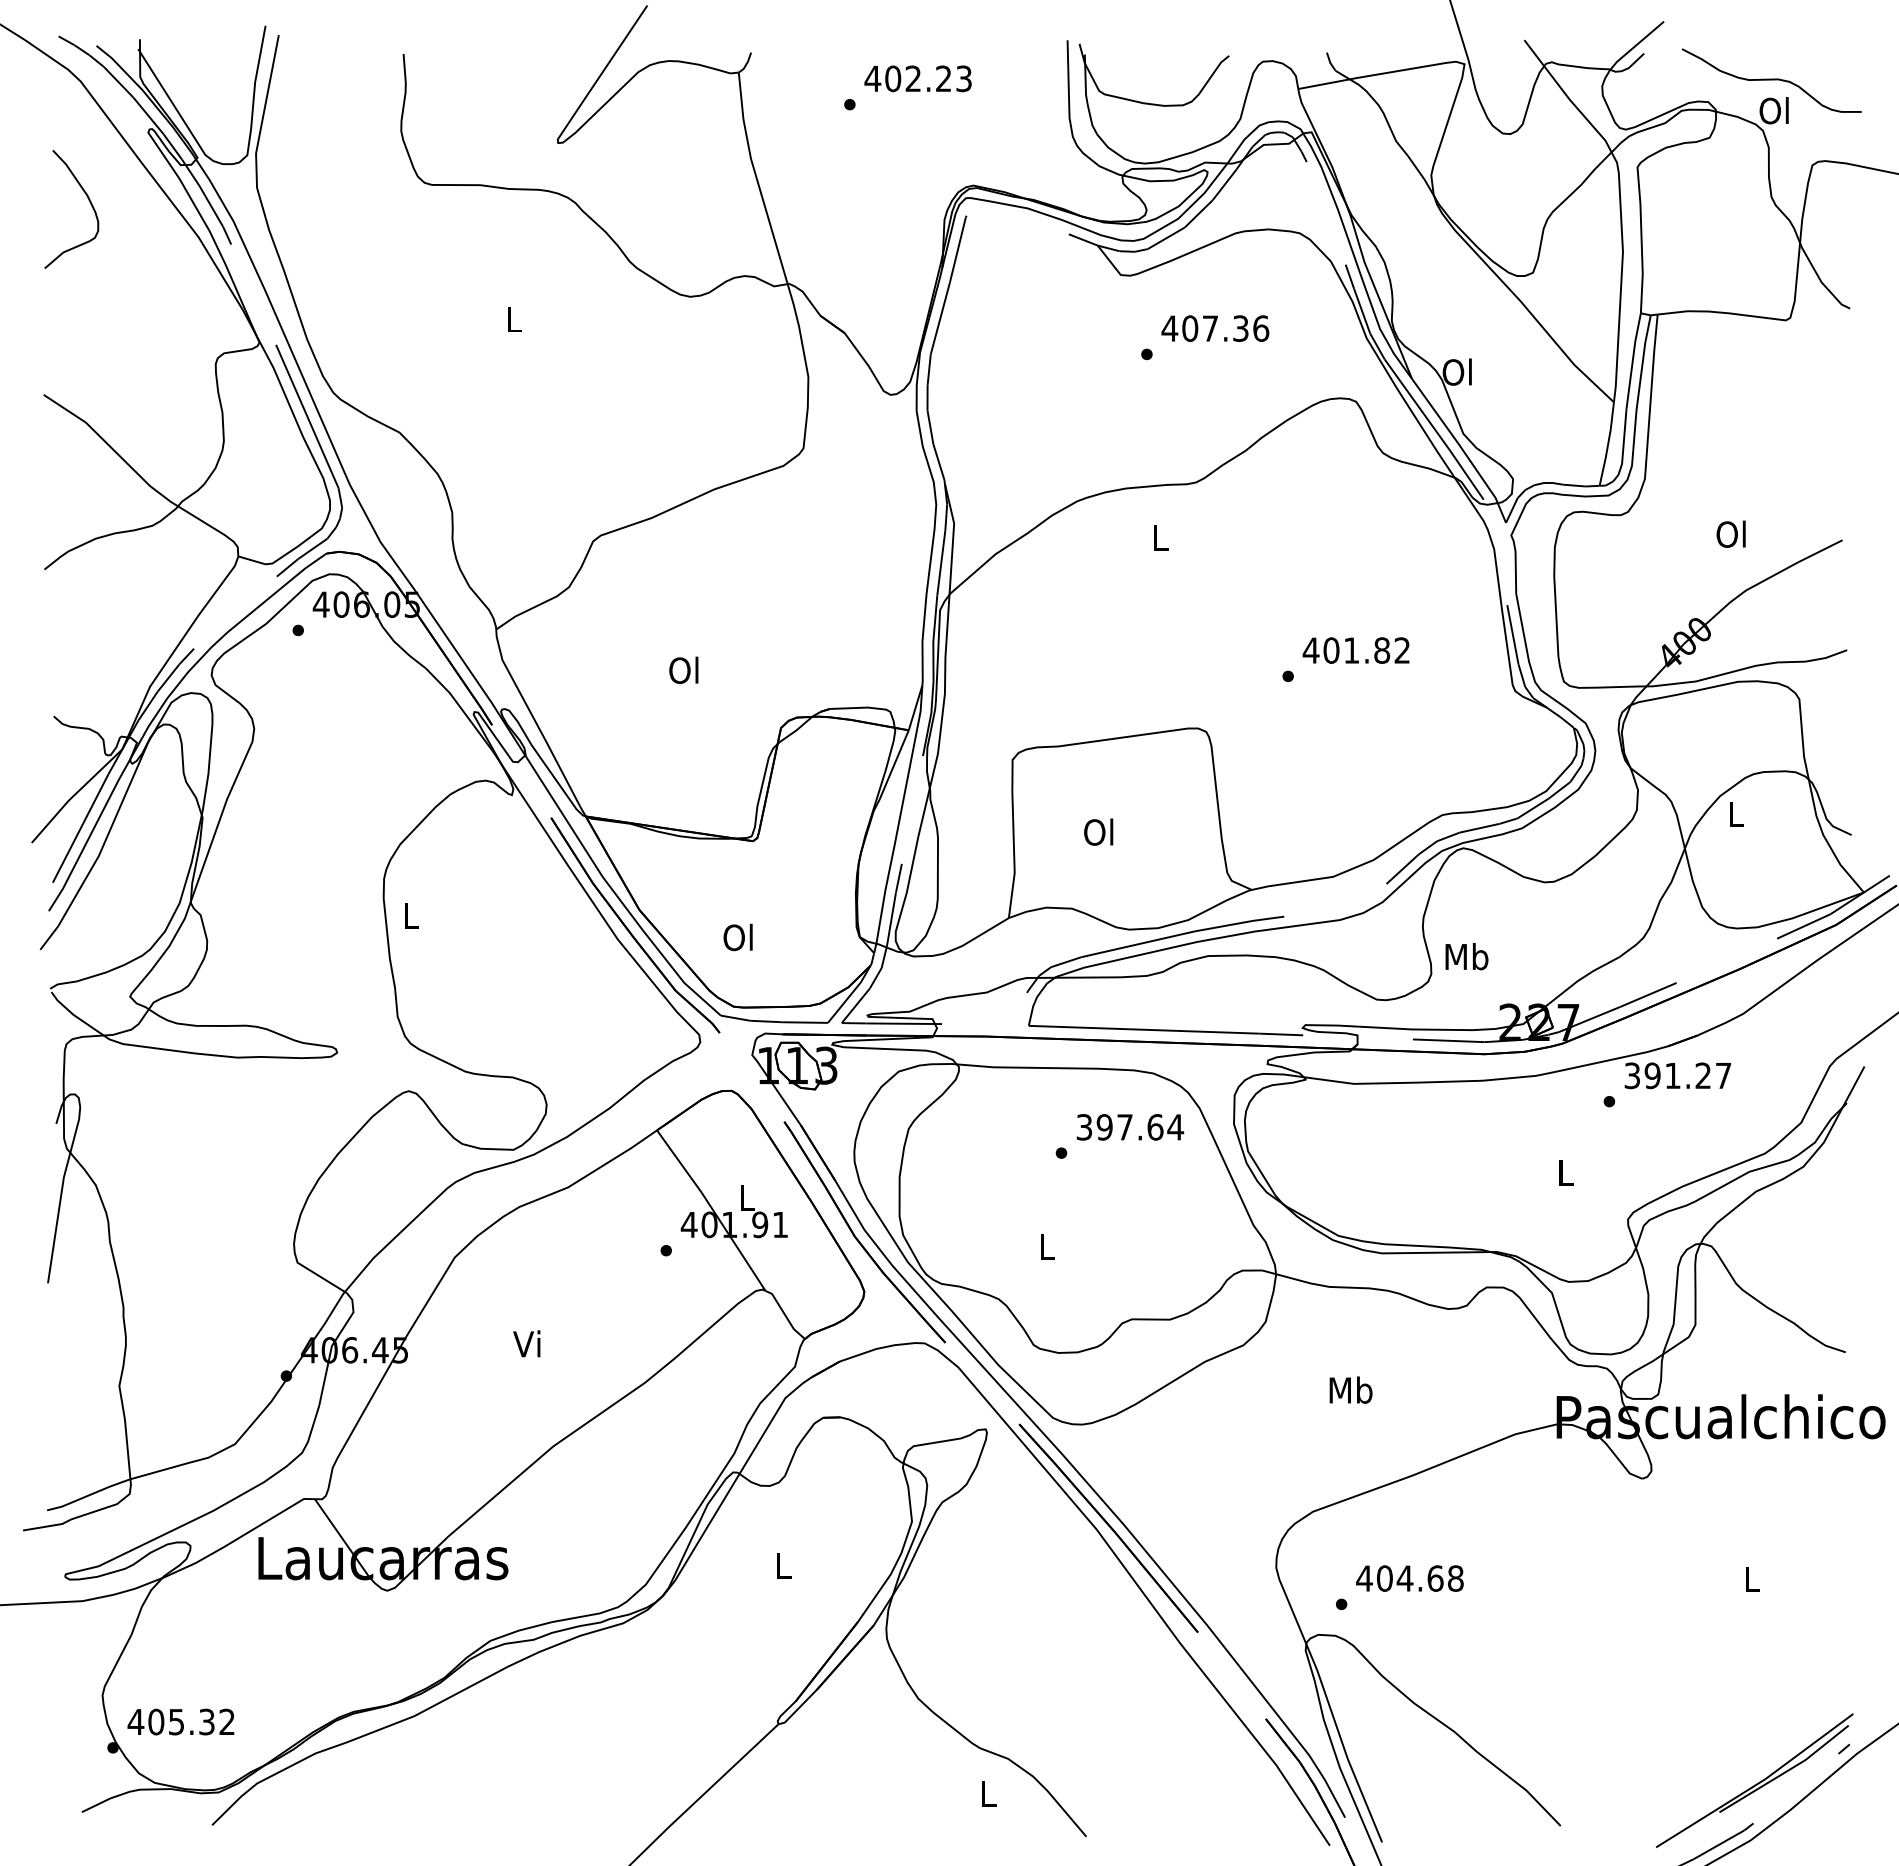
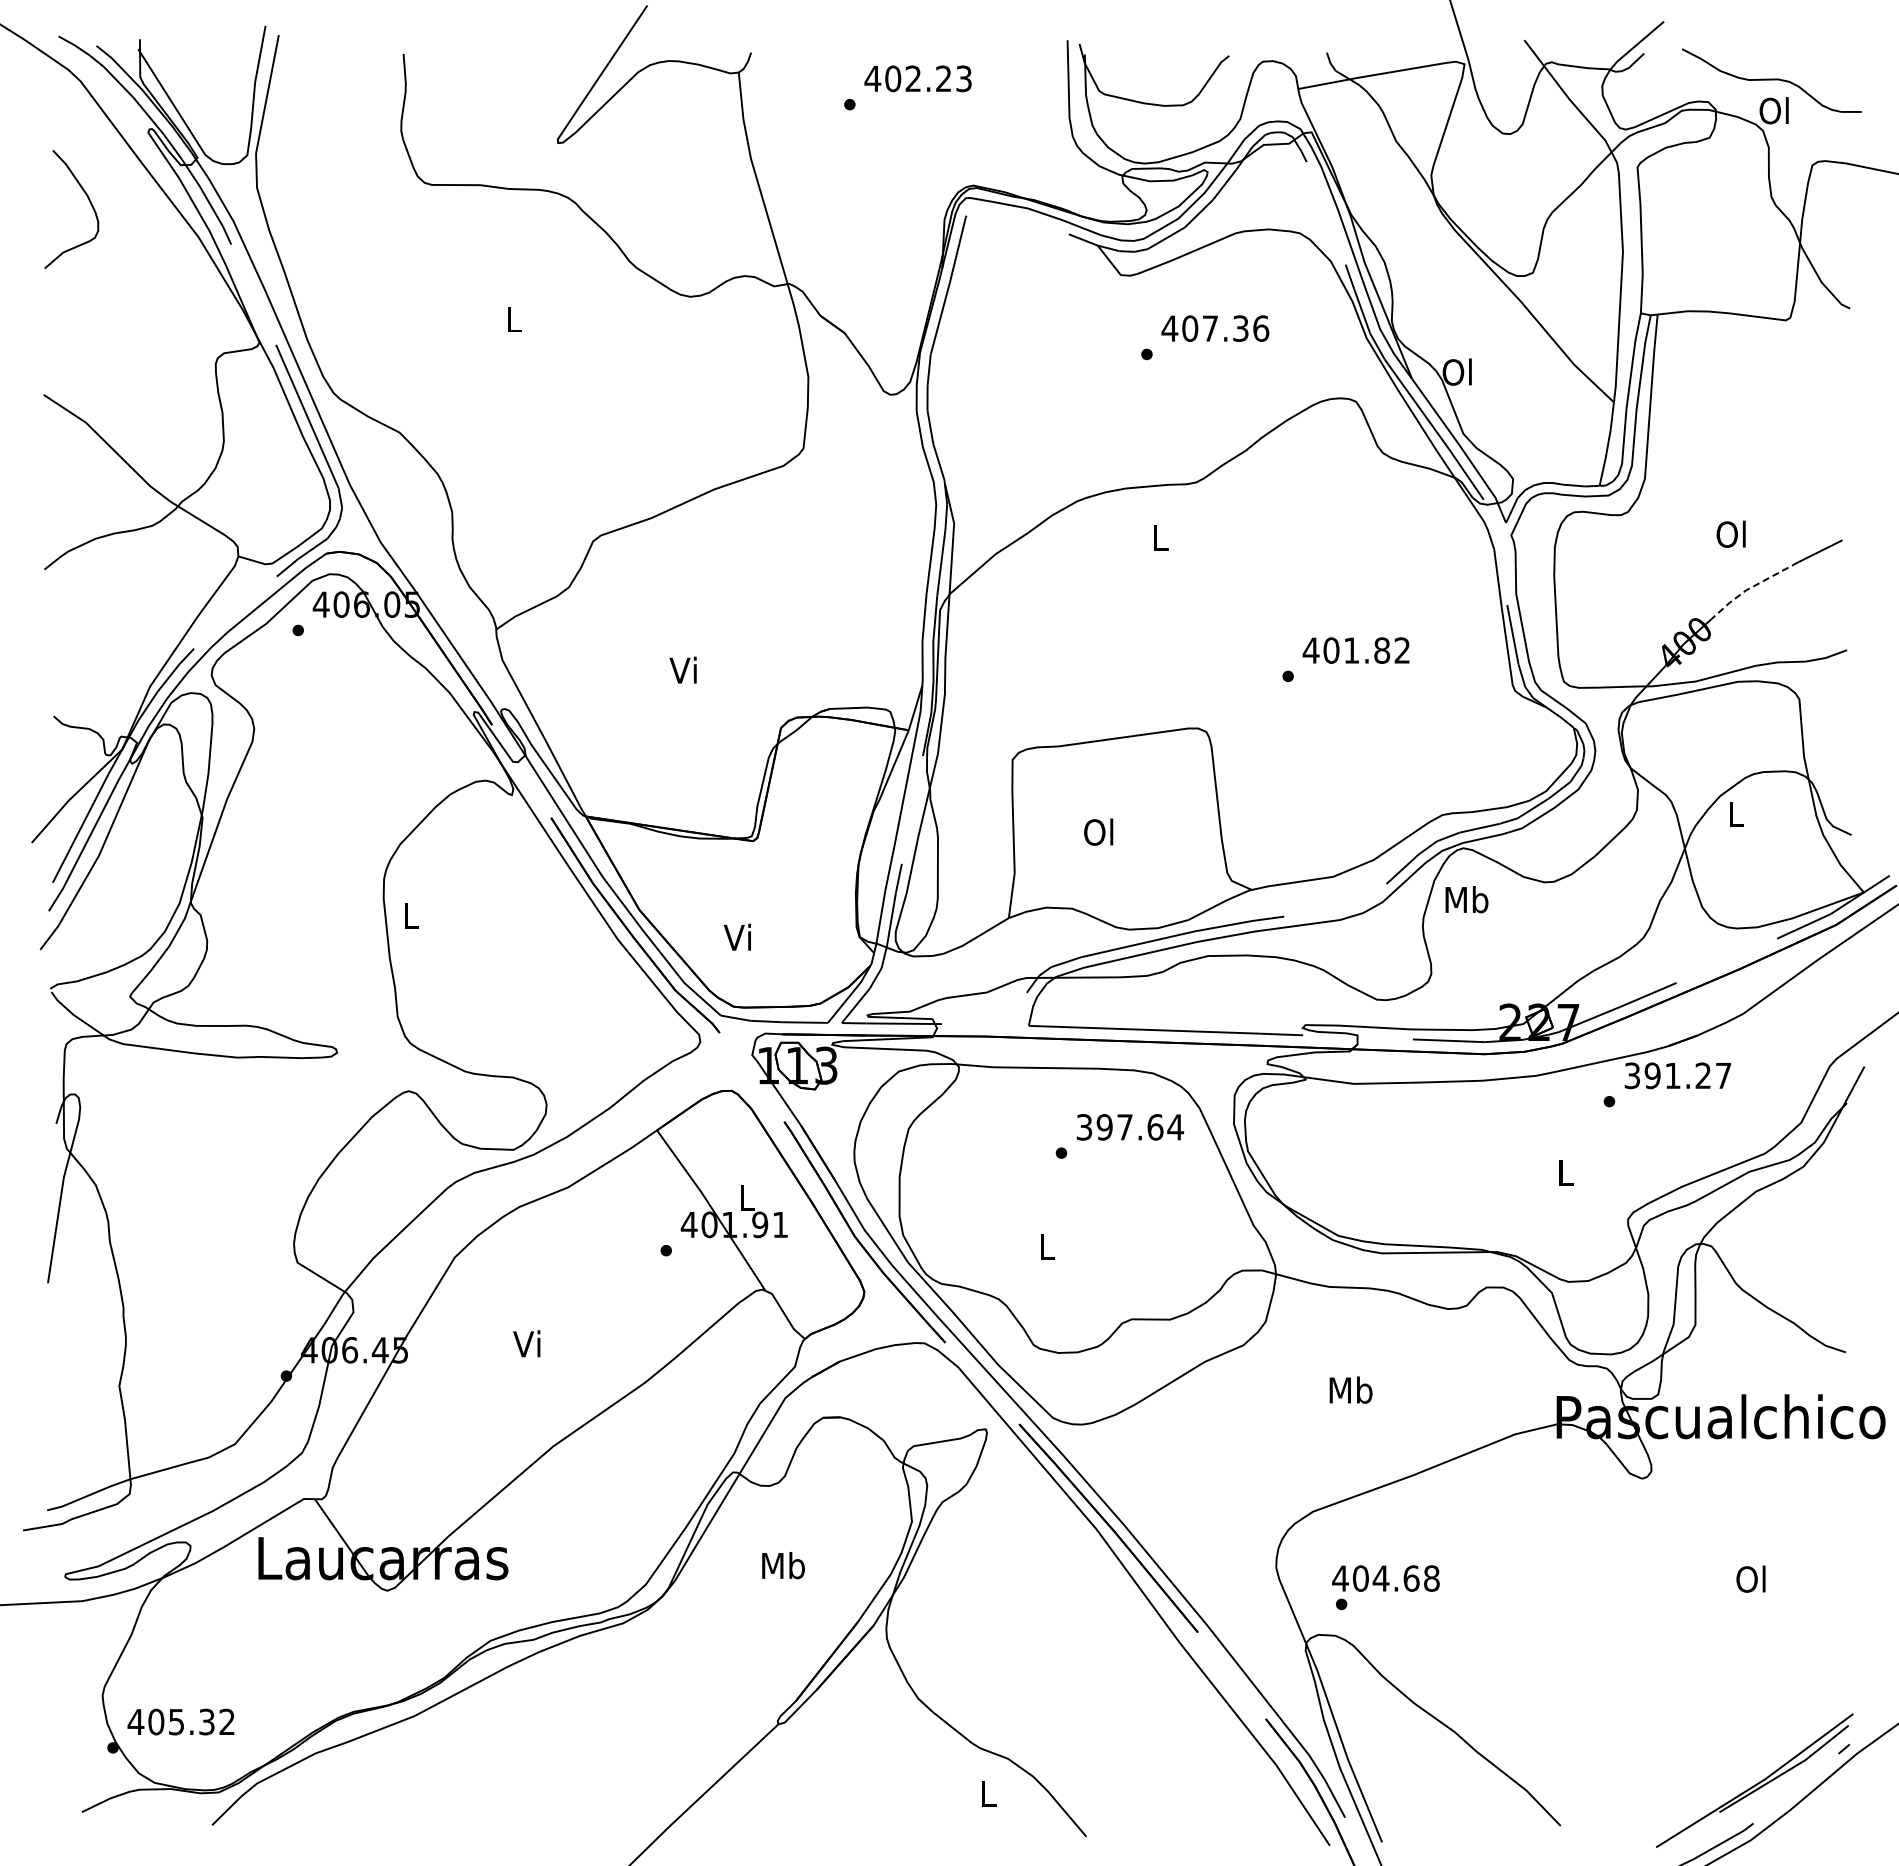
line: solid -> dashed (1751, 587)
text: Ol -> Vi (683, 669)
text: Ol -> Vi (737, 937)
text position: (1466, 956) -> (1466, 899) (1466, 899)
text: L -> Mb (783, 1565)
text position: (1409, 1578) -> (1385, 1578) (1385, 1578)
text: L -> Ol (1750, 1578)
